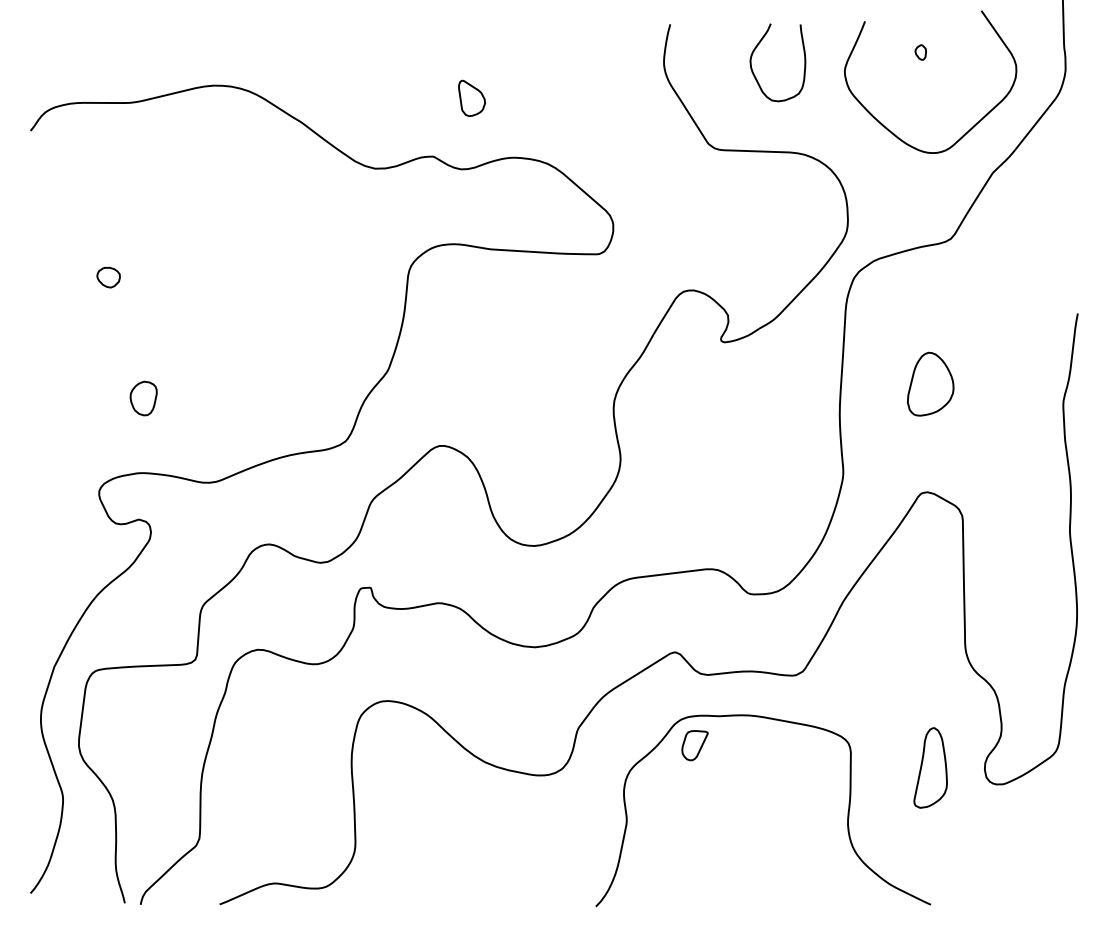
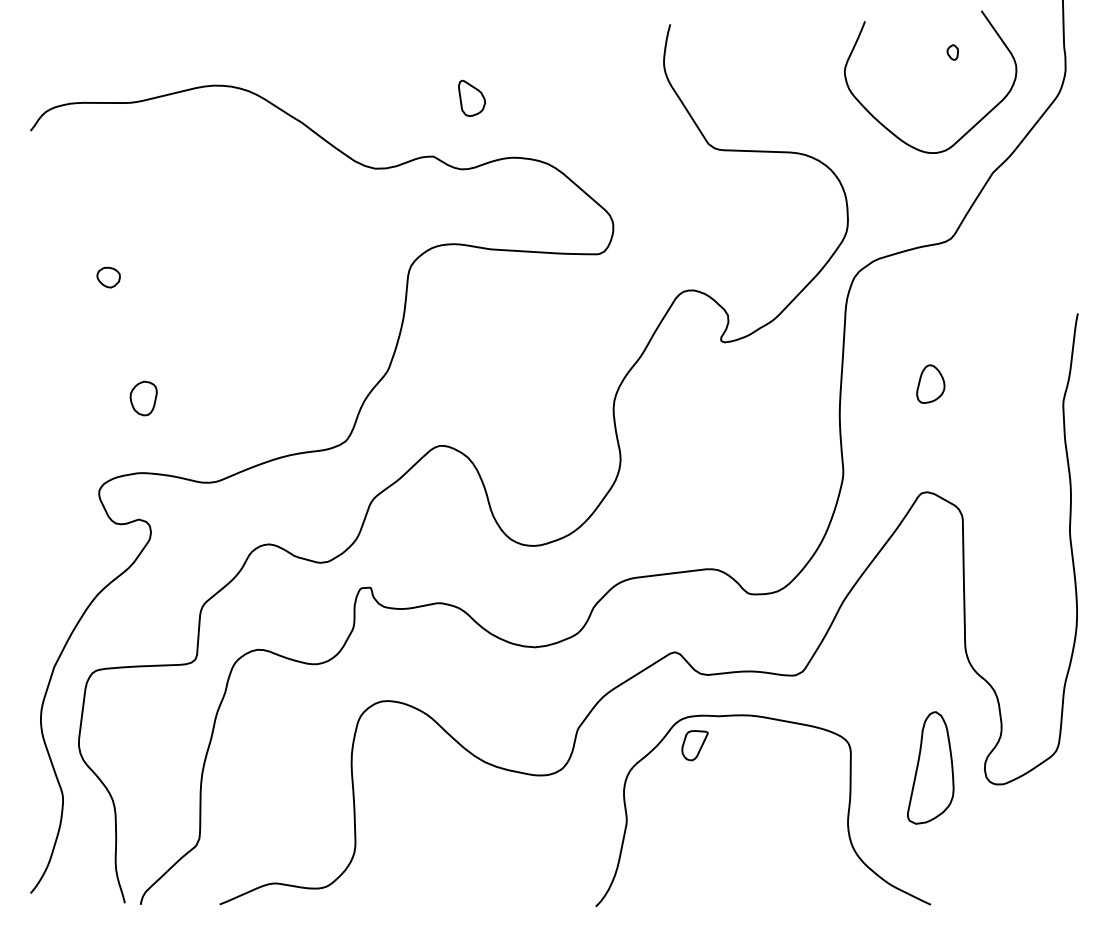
curve: present -> none (757, 47)
part position: (920, 52) -> (952, 52) (952, 52)
part size: 48x66 px -> 30x40 px (930, 383)
part size: 35x82 px -> 48x114 px (930, 767)
